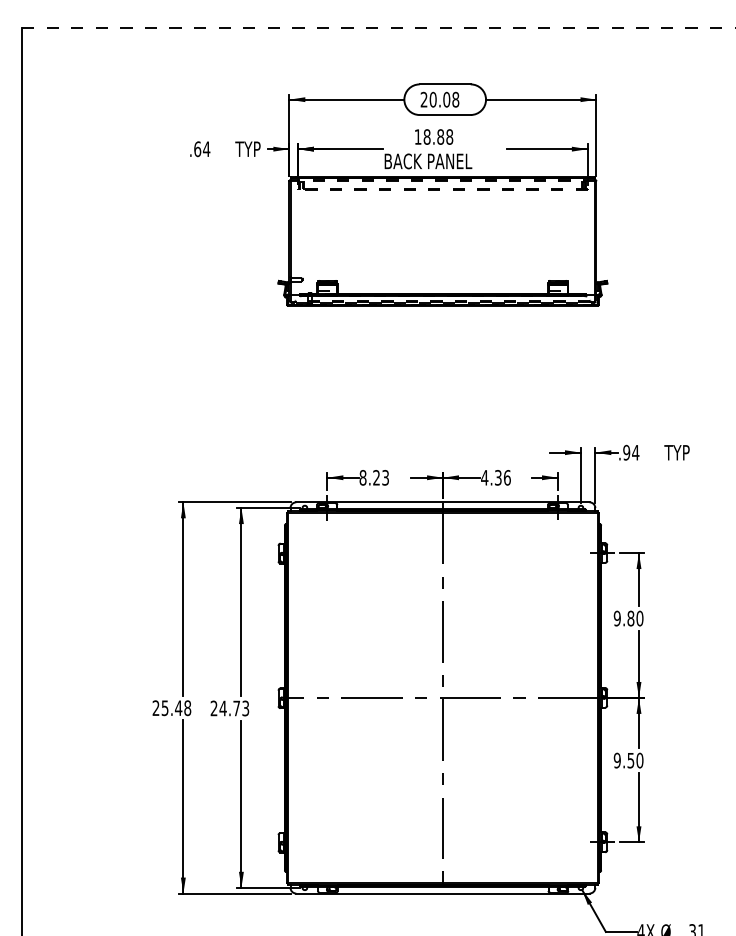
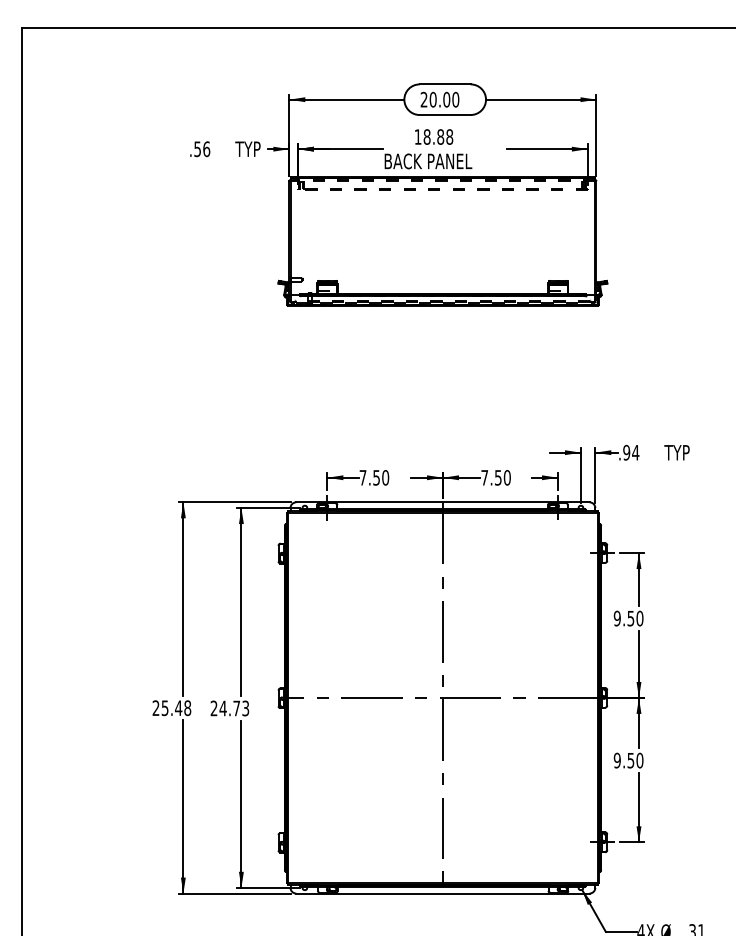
line: dashed -> solid (378, 28)
text: 20.08 -> 20.00 (455, 99)
text: .64 -> .56 (202, 149)
text: 8.23 -> 7.50 (374, 477)
text: 4.36 -> 7.50 (495, 477)
text: 9.80 -> 9.50 (630, 618)
